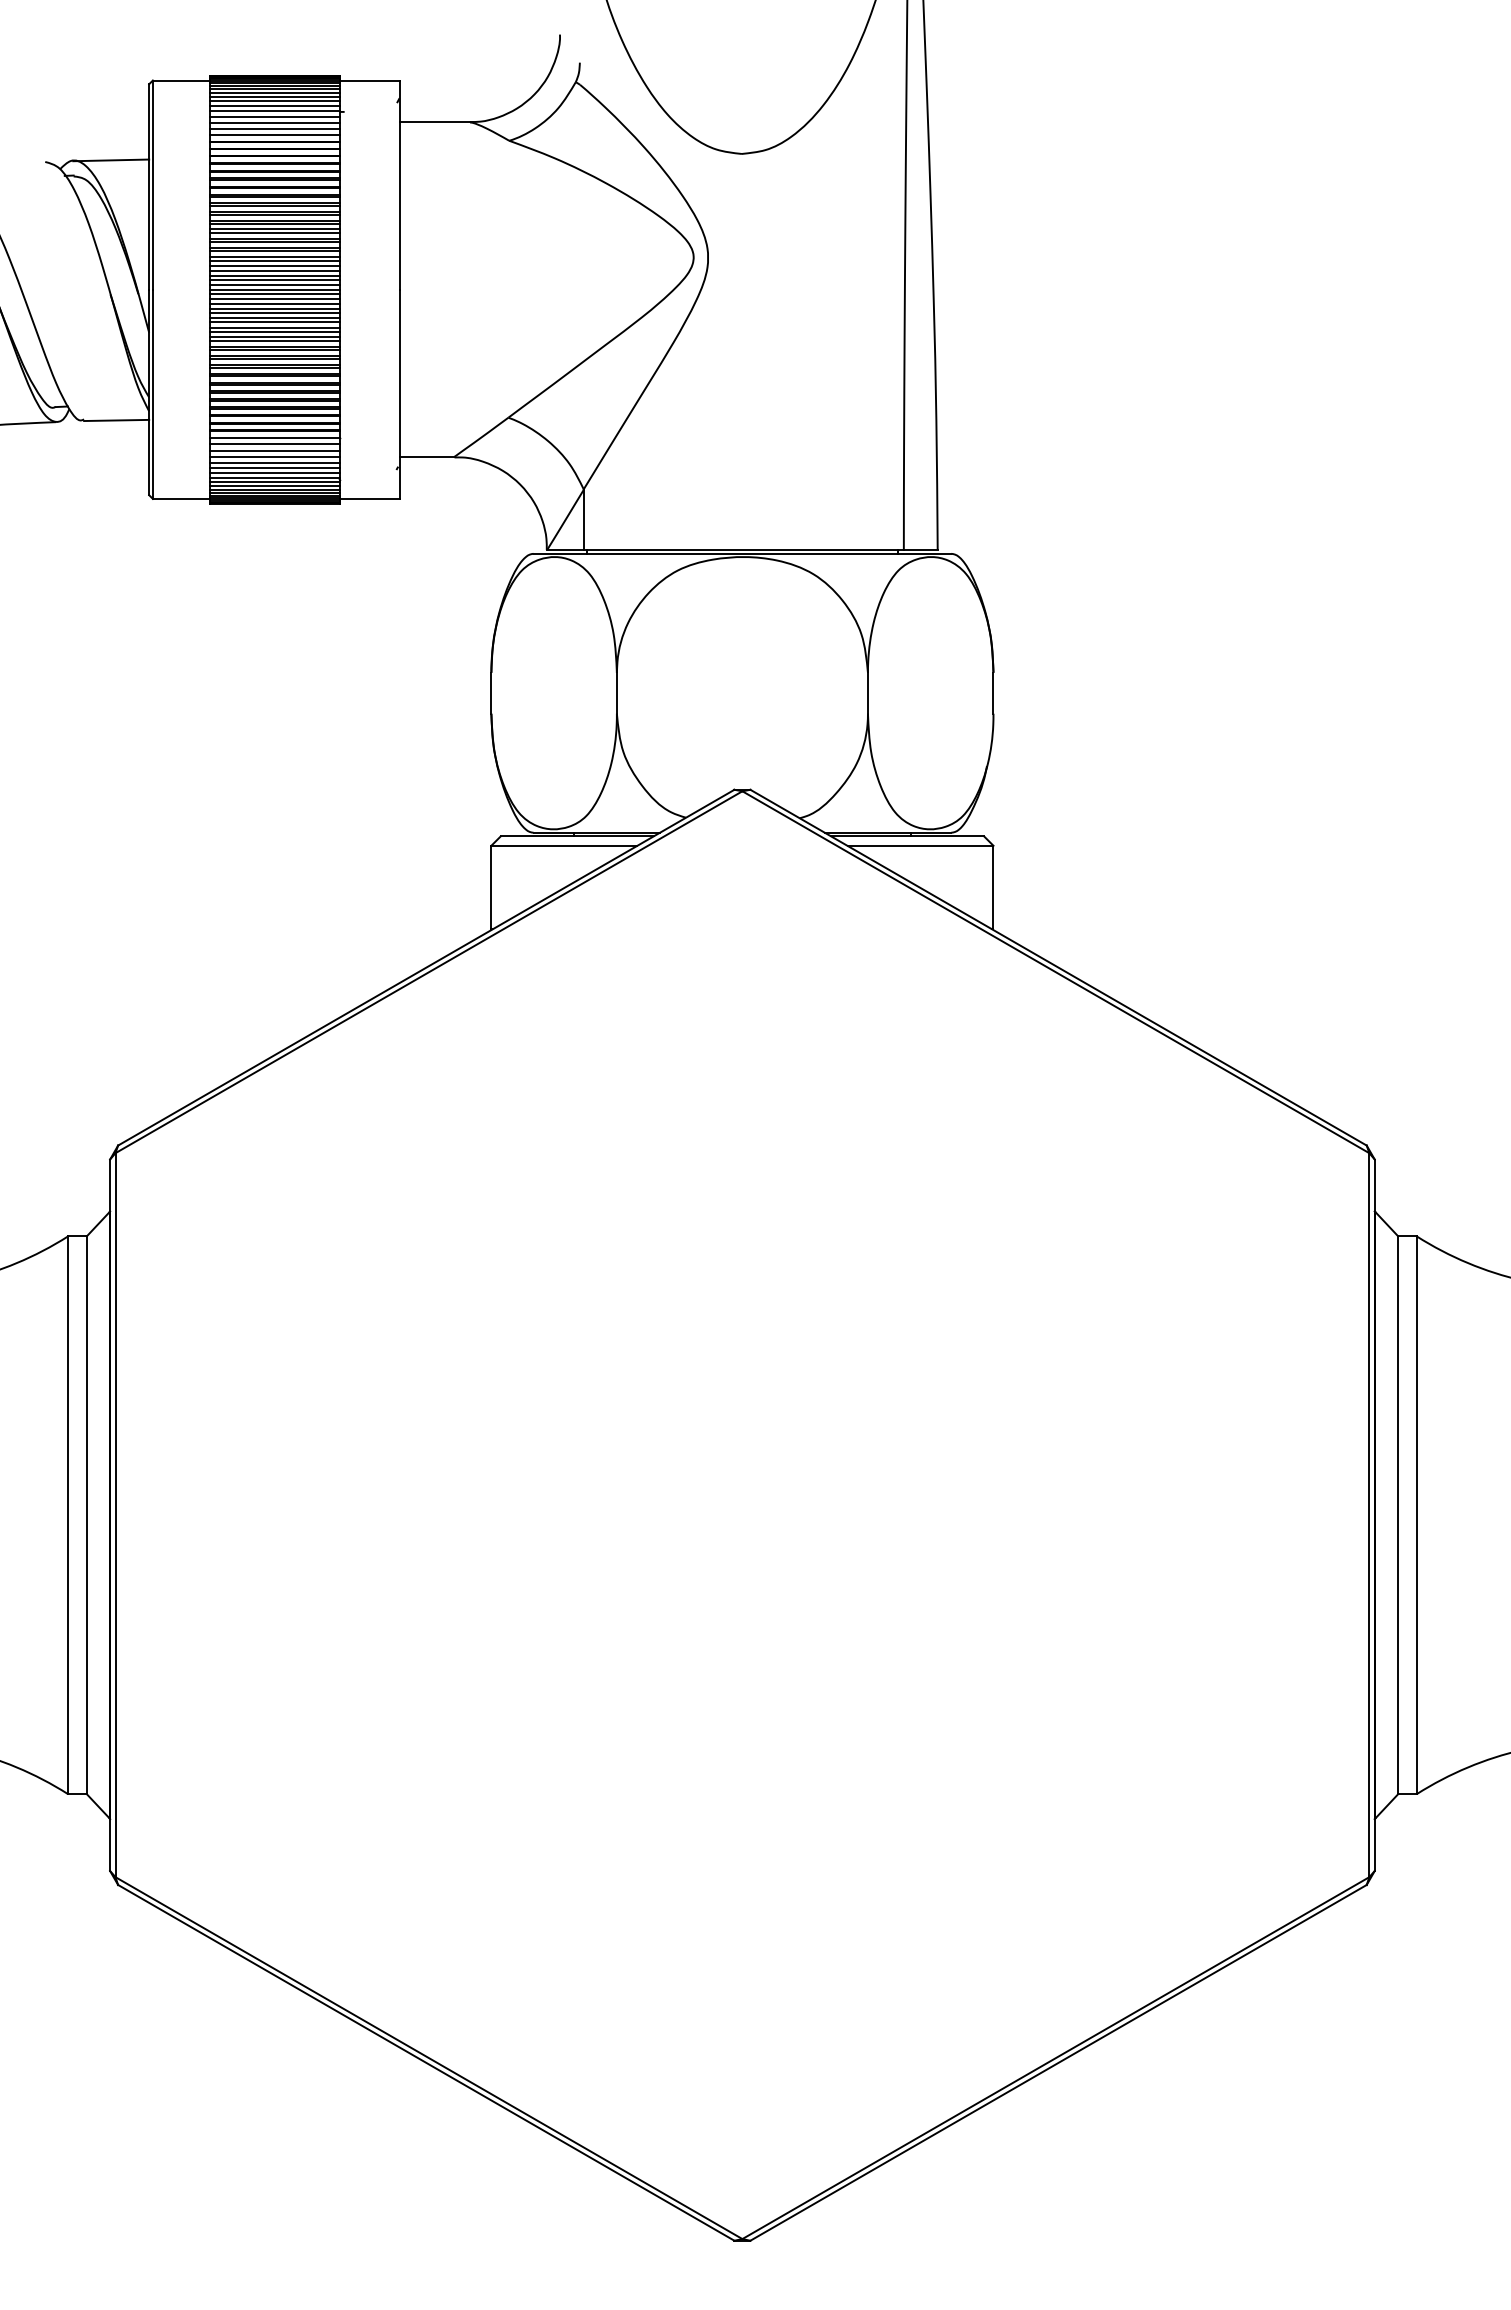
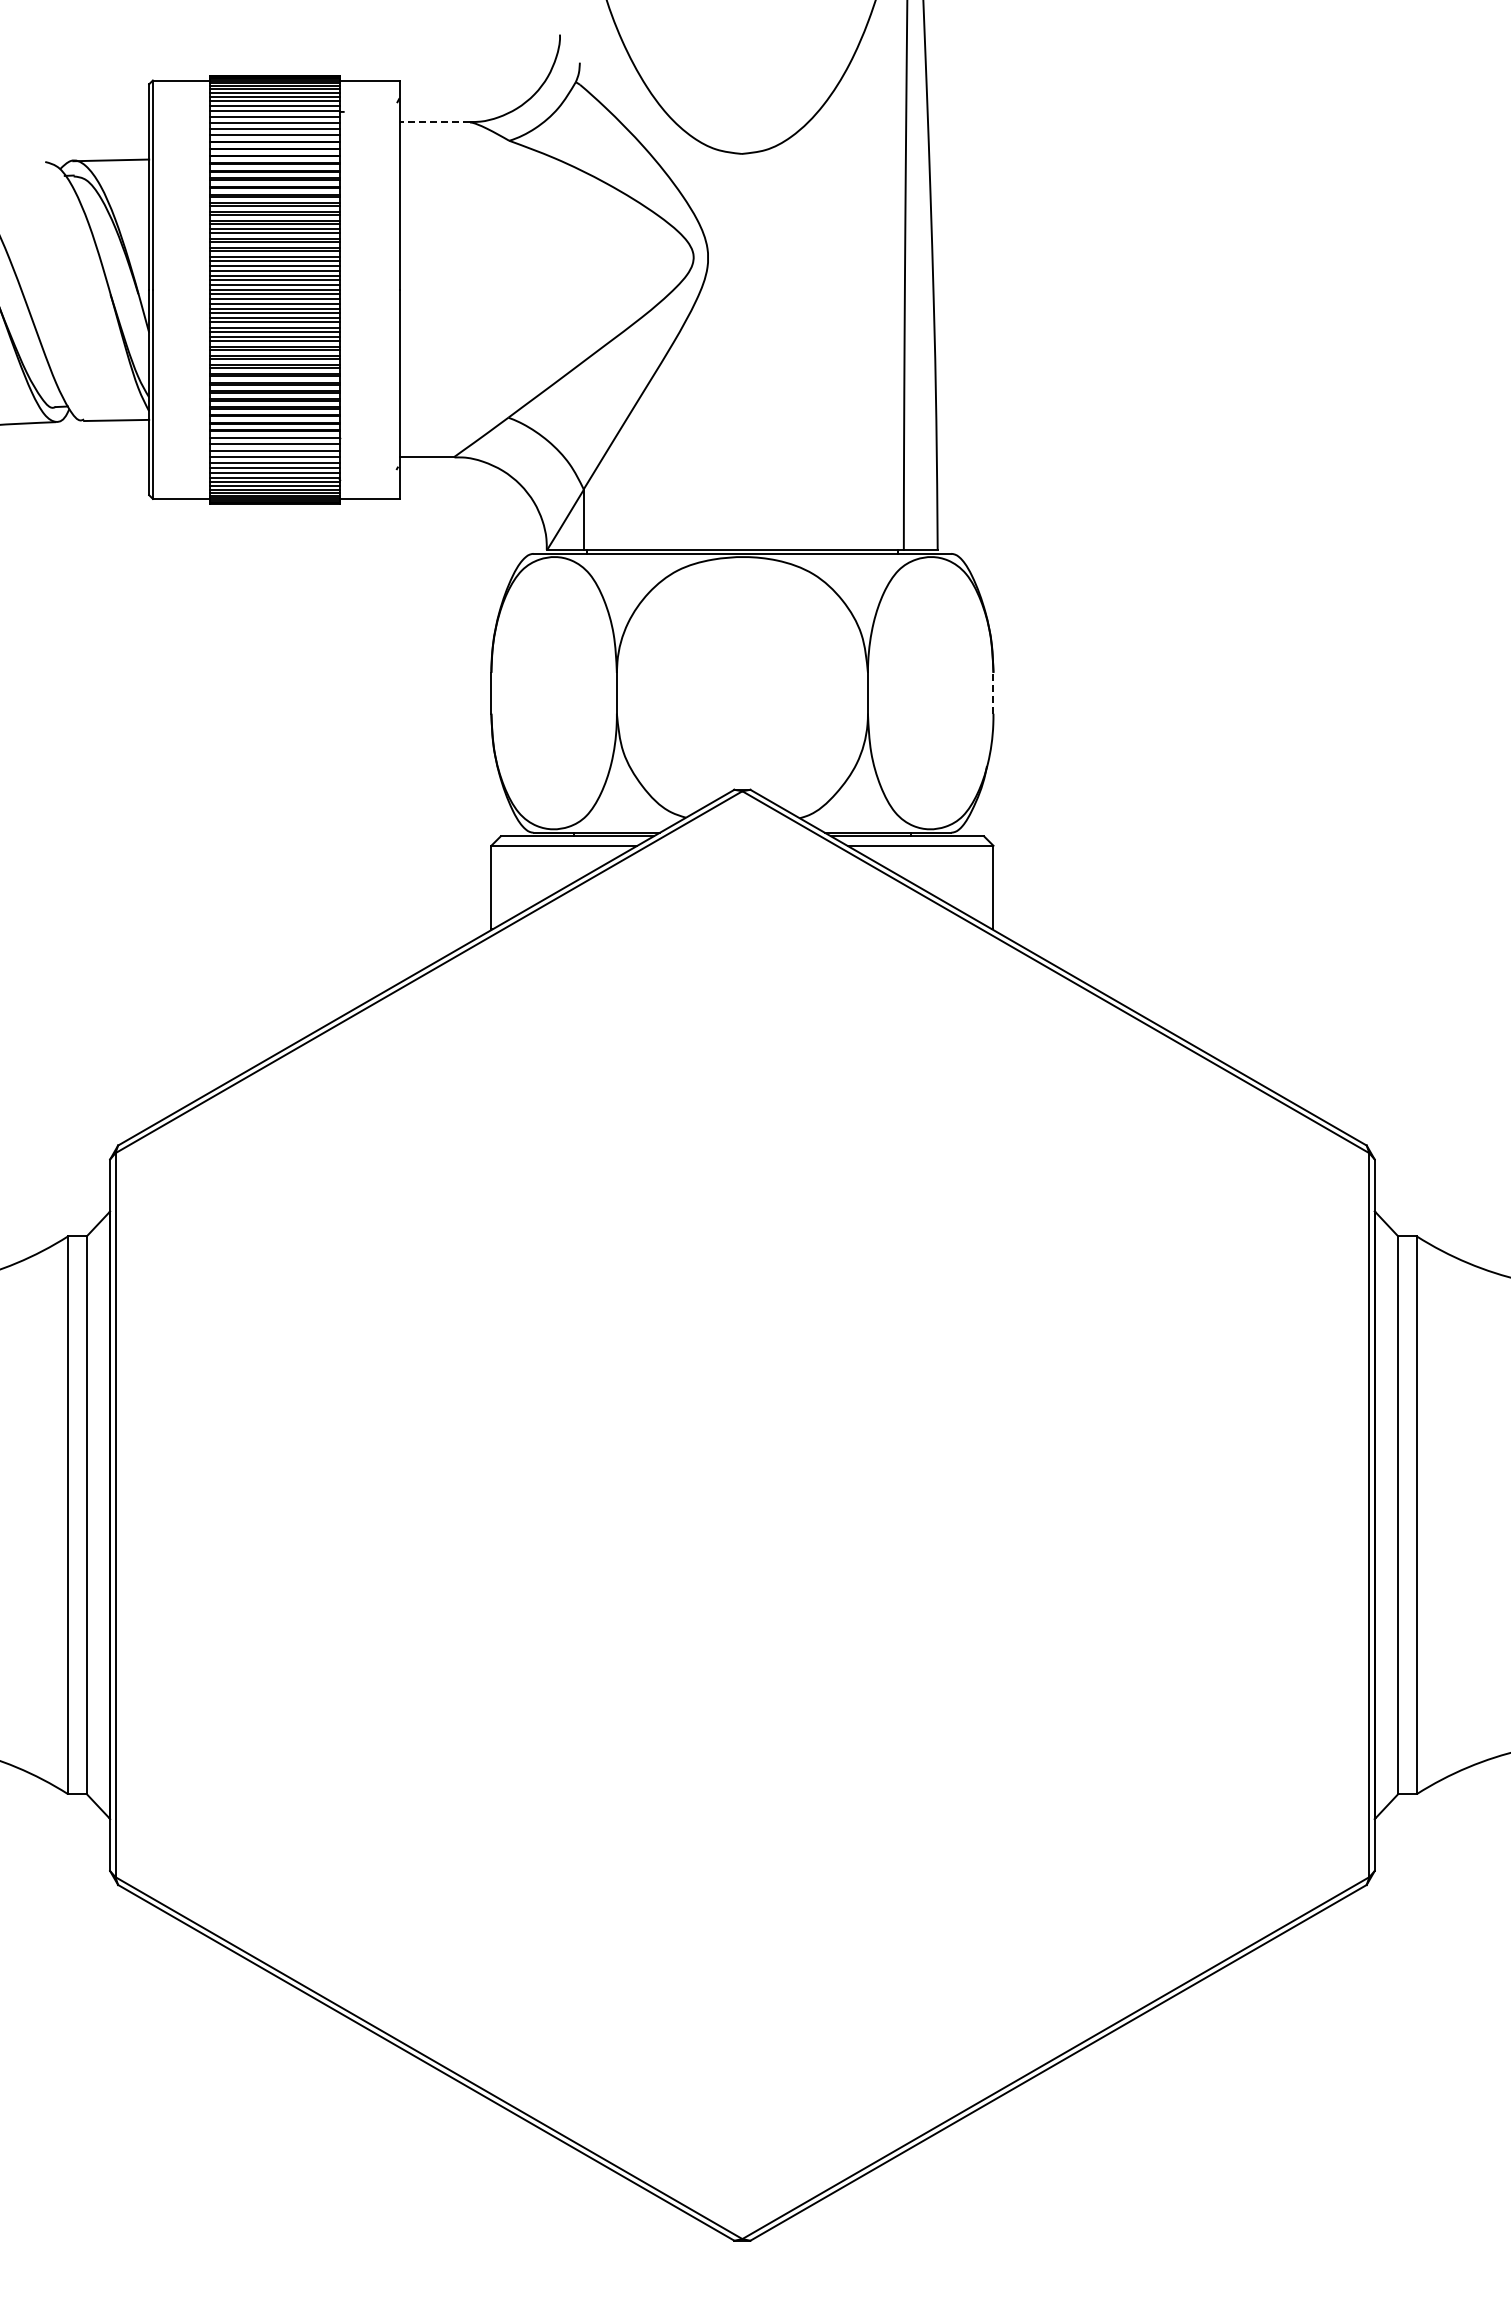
line: solid -> dashed (435, 122)
line: solid -> dashed (993, 692)
